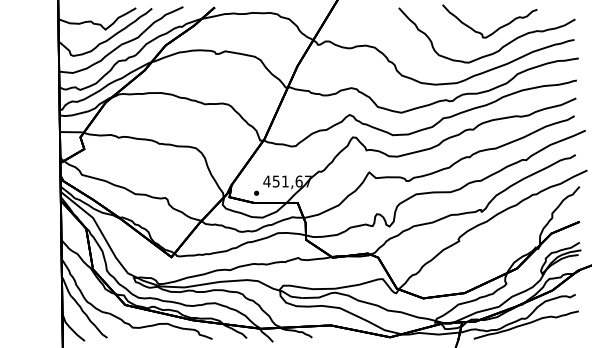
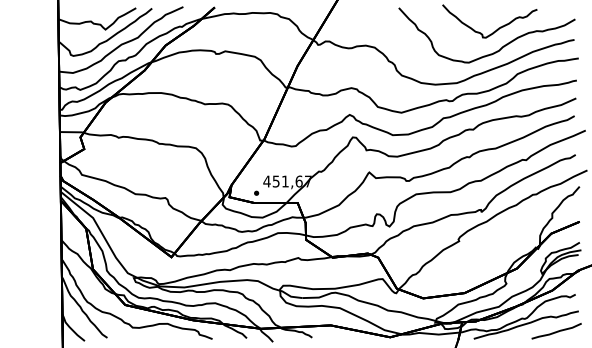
line: none -> present (556, 331)
